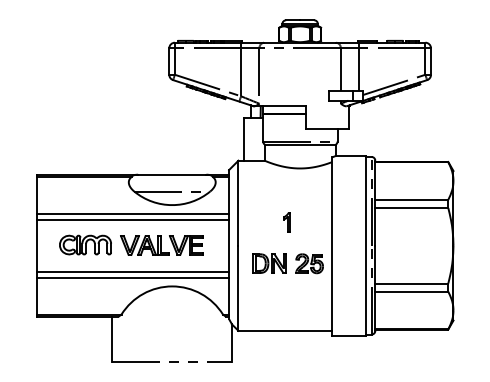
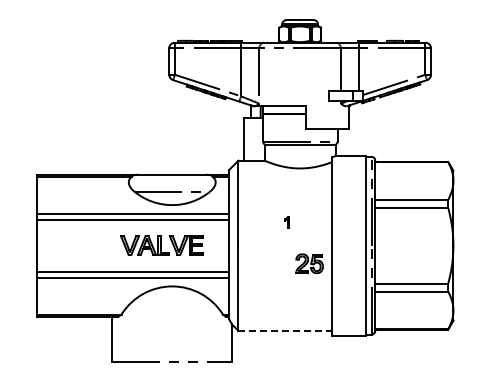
part size: 8x21 px -> 6x13 px (286, 222)
part: present -> none (85, 244)
part: present -> none (269, 263)
line: solid -> dashed (285, 330)
